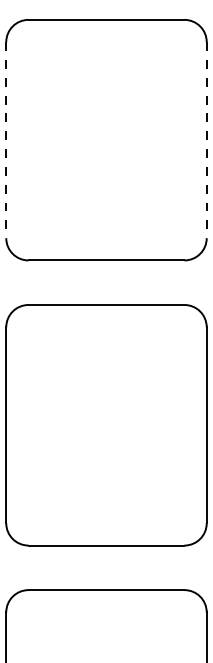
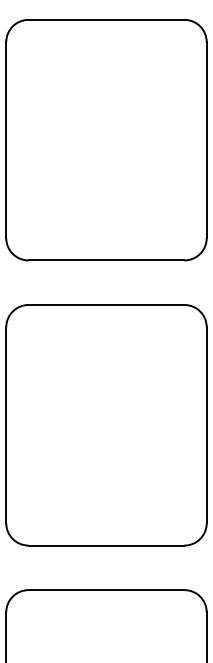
line: dashed -> solid (6, 140)
line: dashed -> solid (206, 140)
